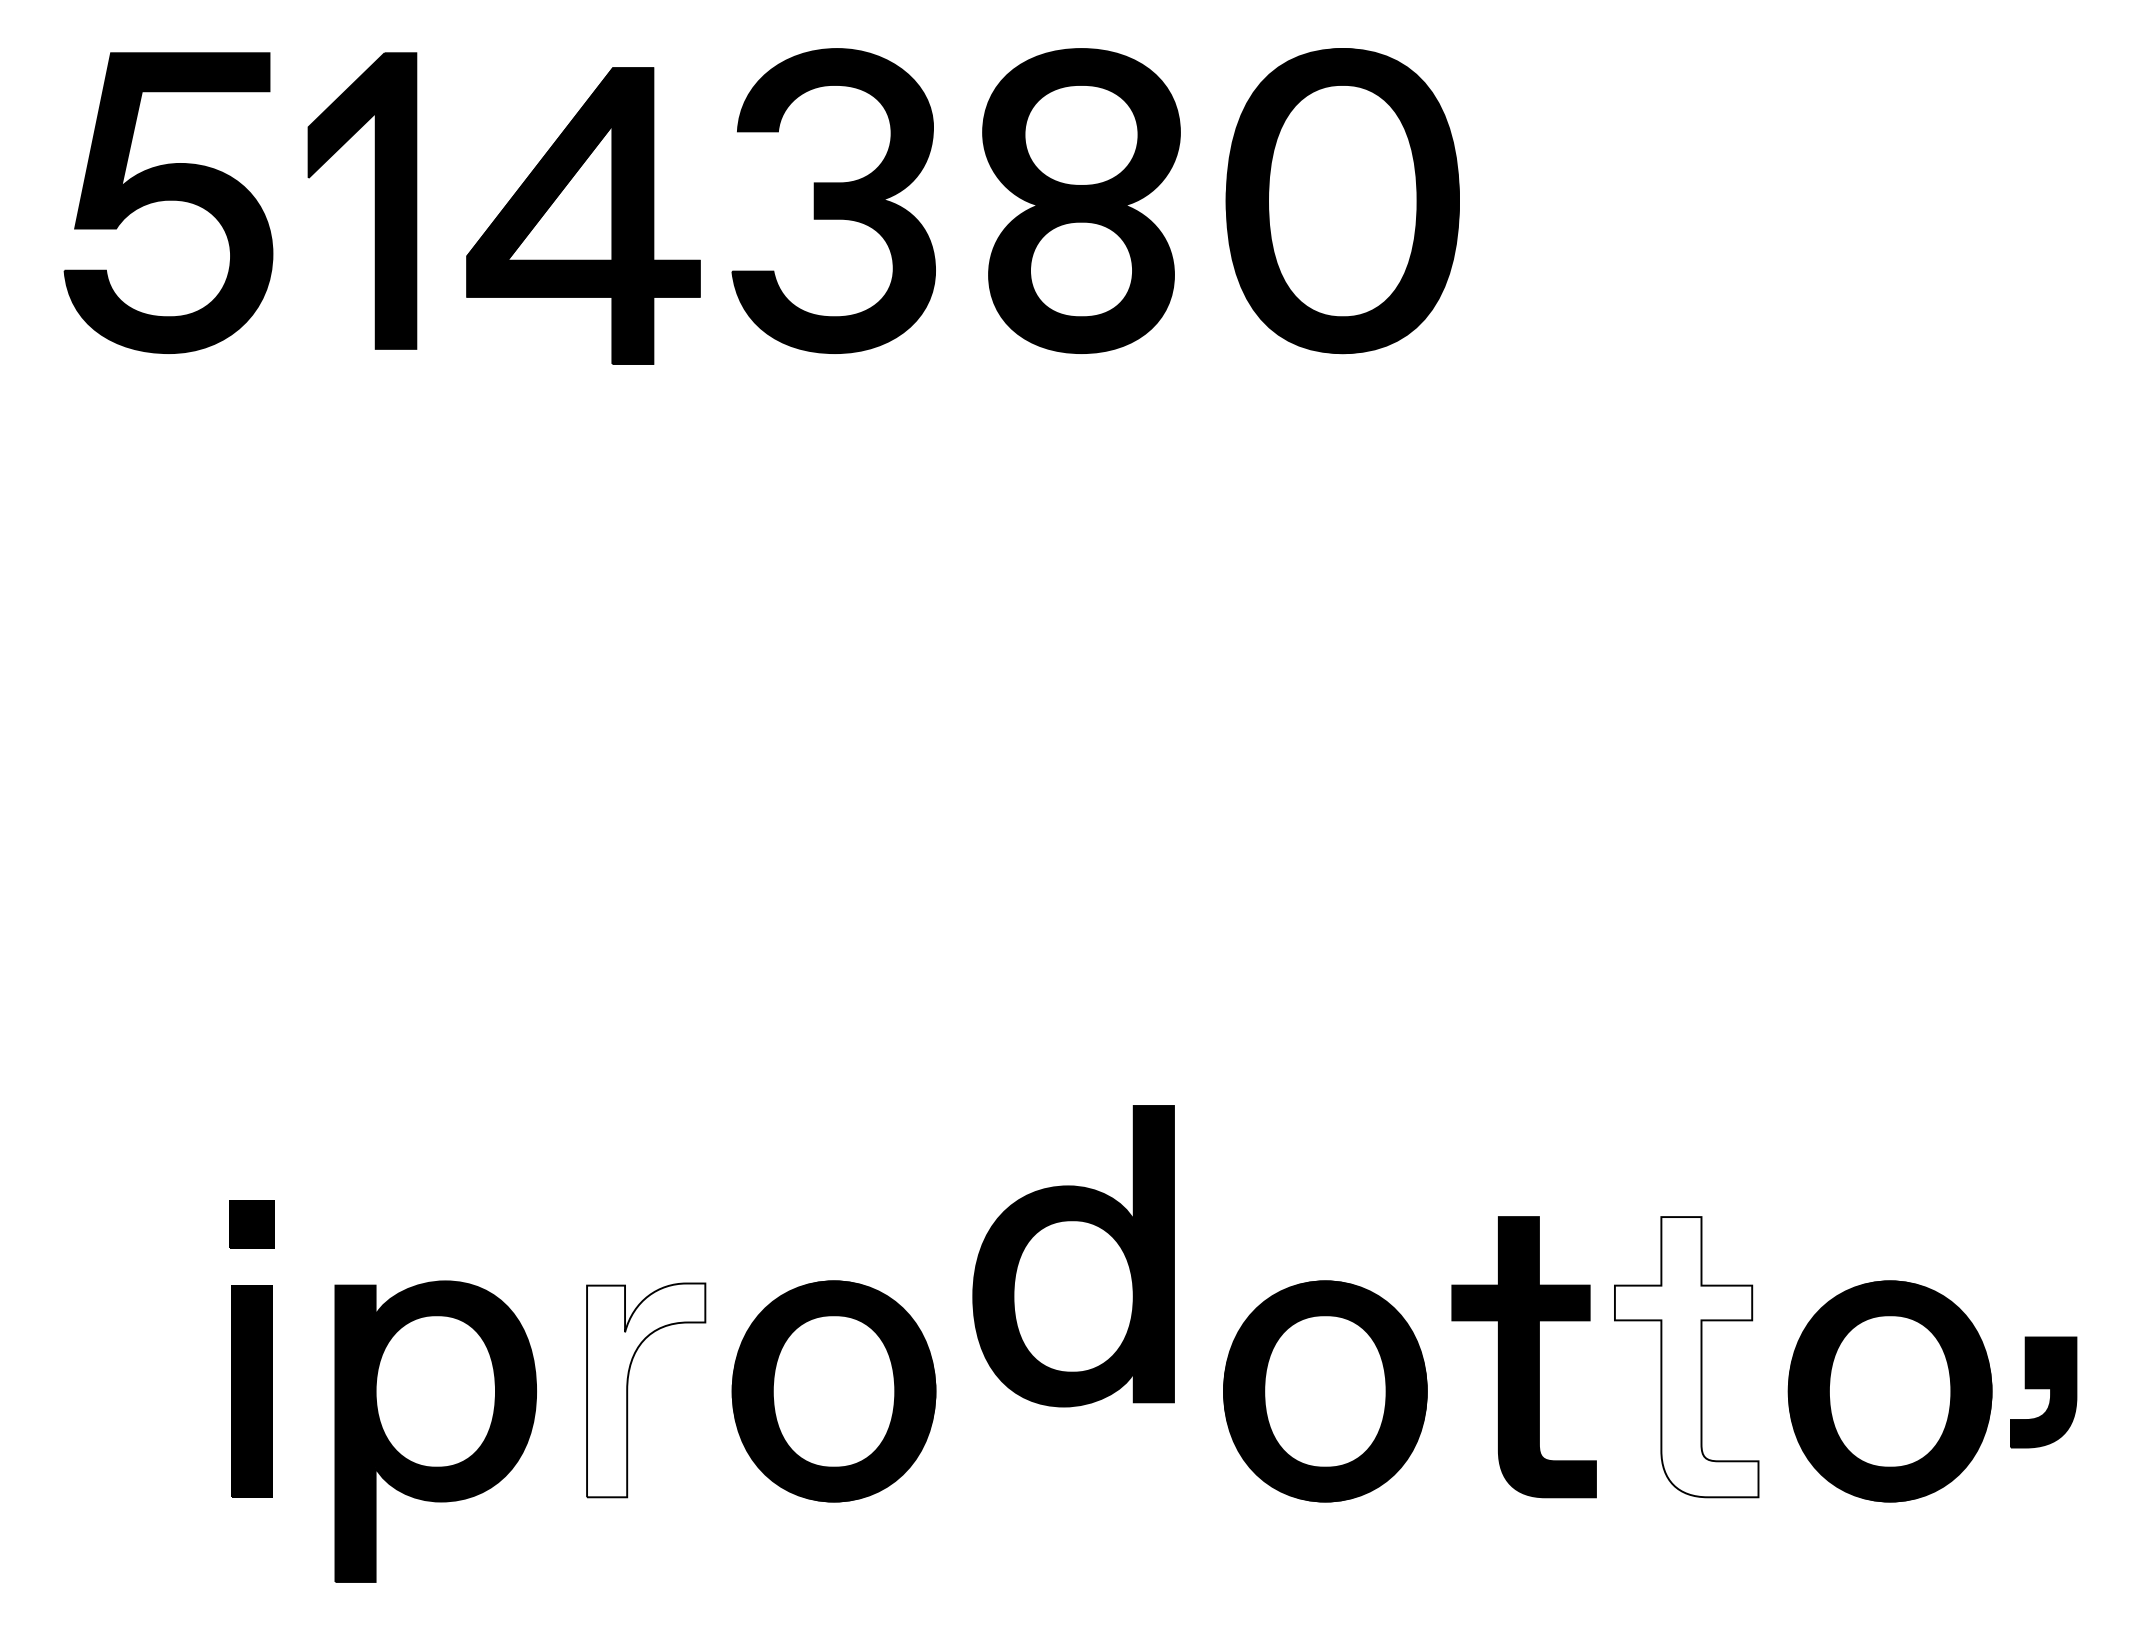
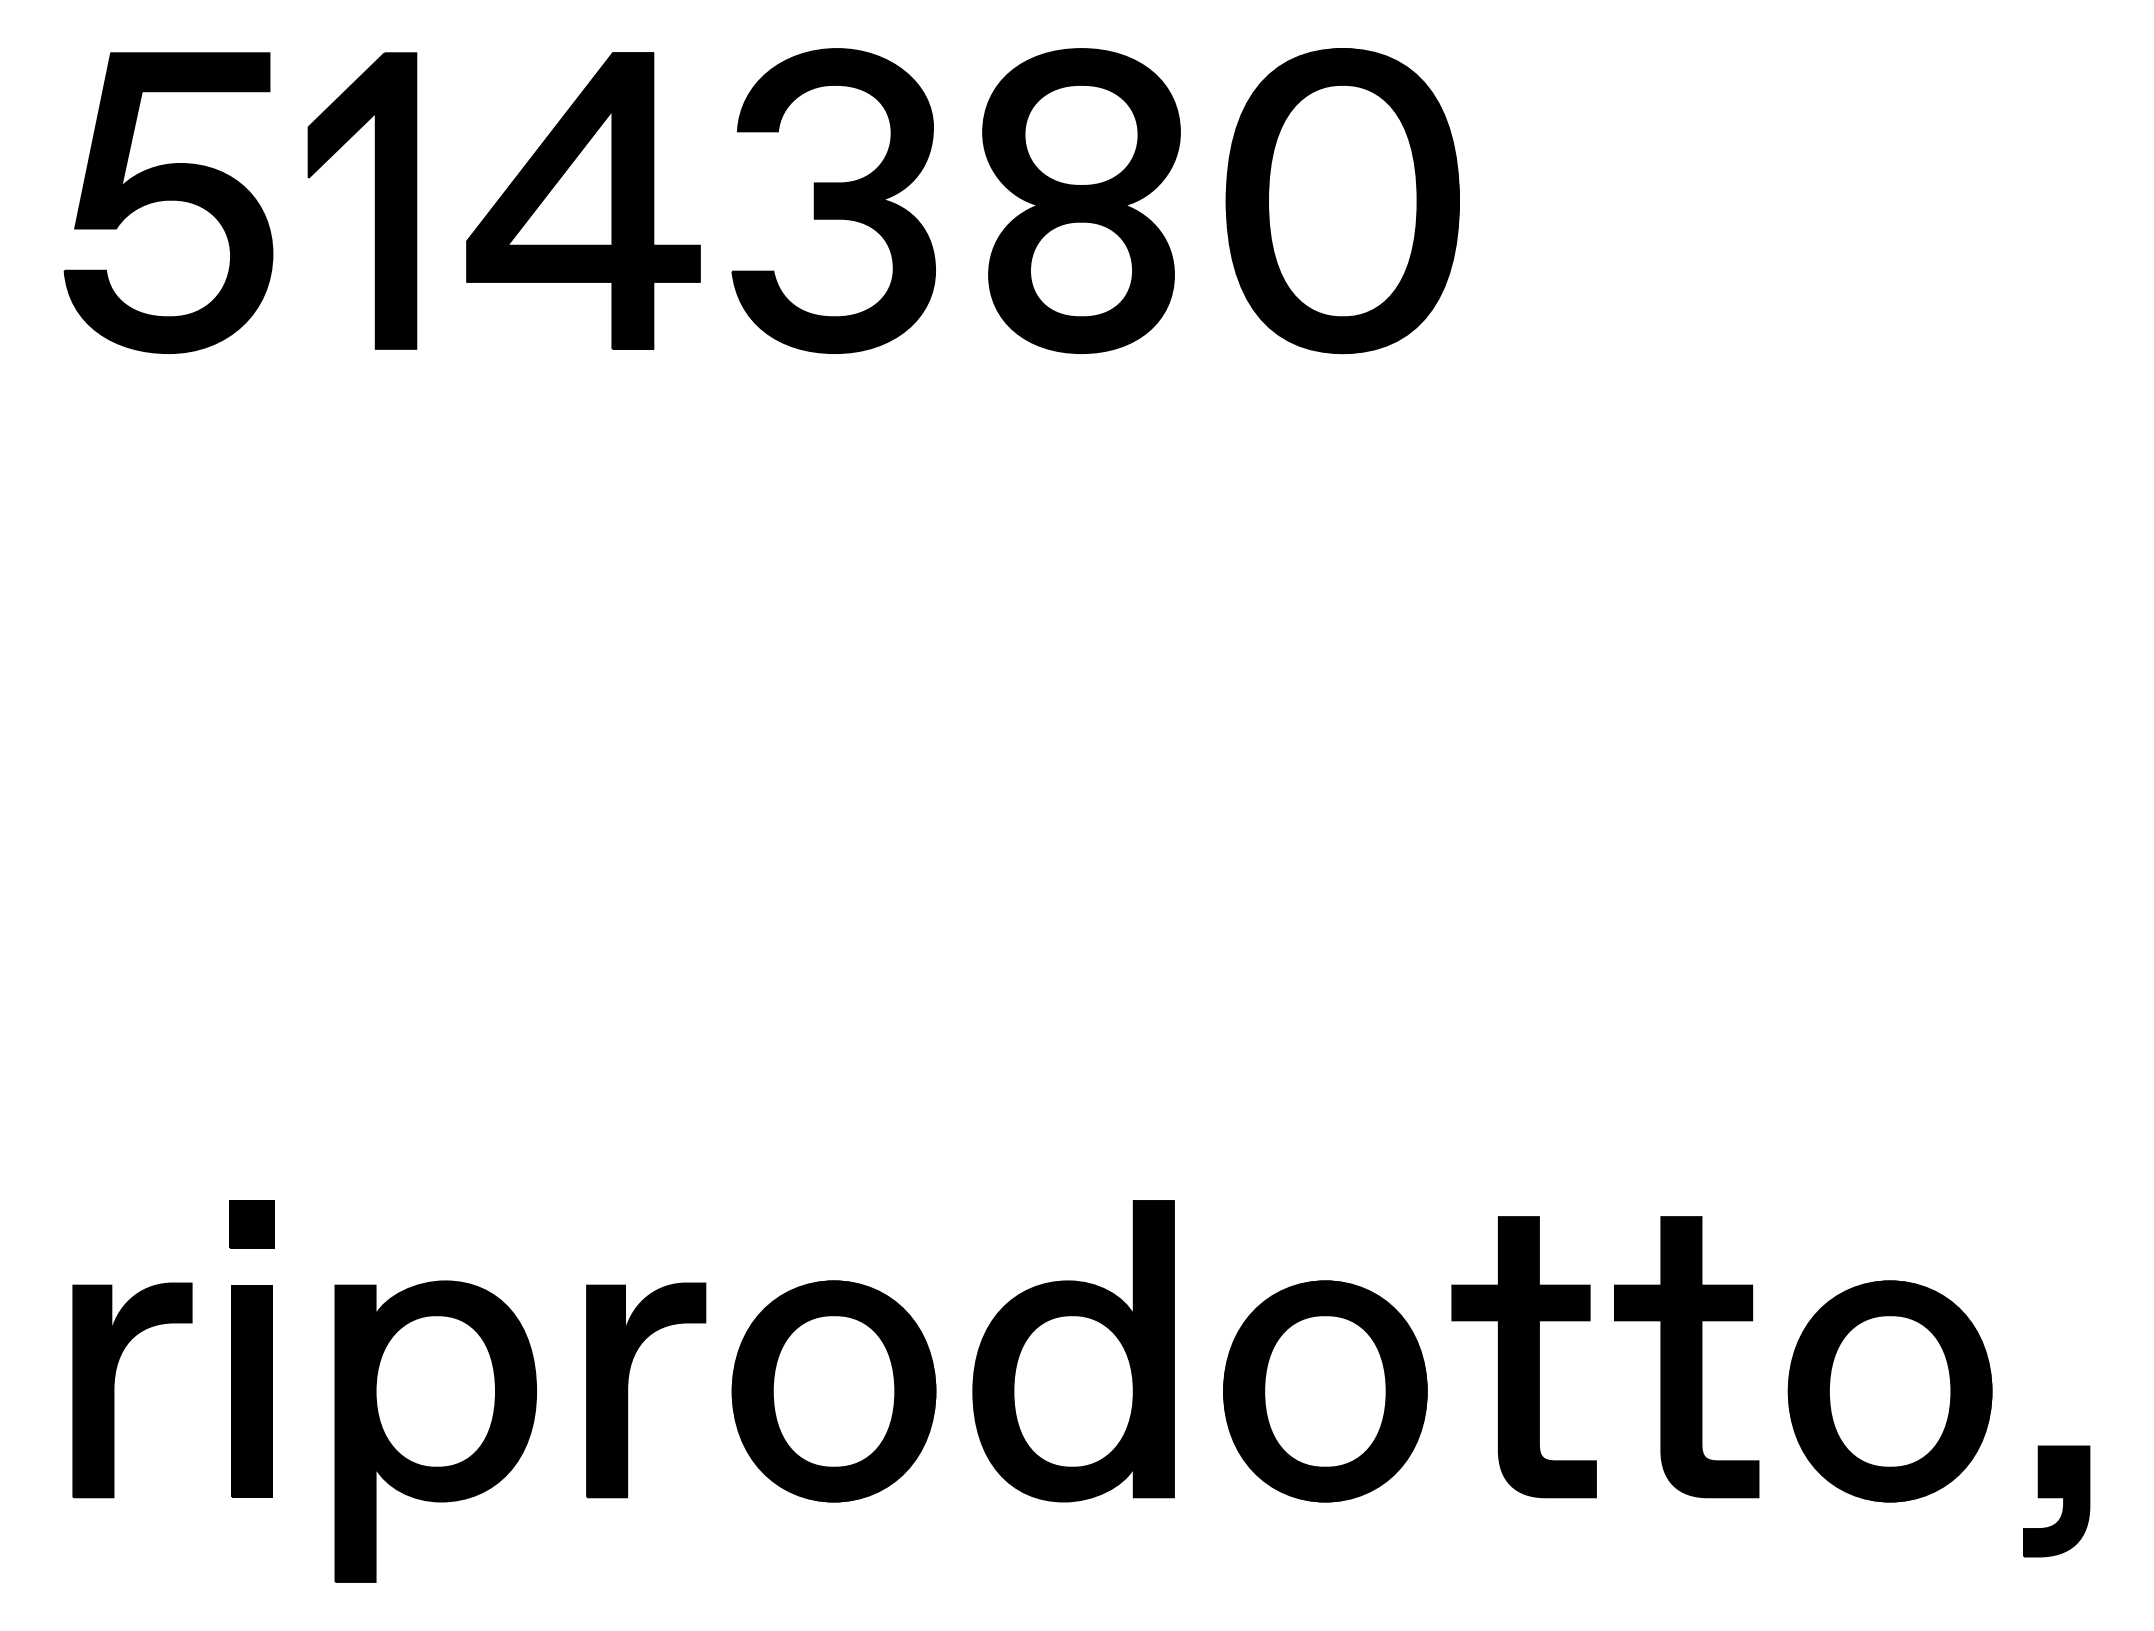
part position: (583, 215) -> (583, 200) (583, 200)
part position: (1073, 1256) -> (1073, 1351) (1073, 1351)
fill: none -> present (1686, 1357)
part: none -> present (114, 1390)
fill: none -> present (646, 1390)
part position: (2043, 1392) -> (2056, 1501) (2056, 1501)
